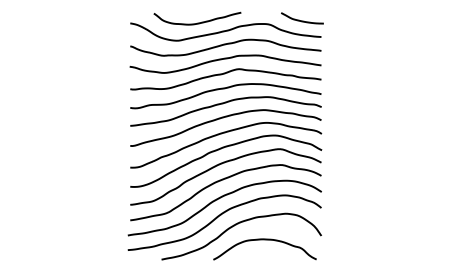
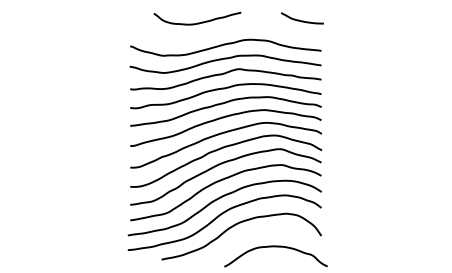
curve: present -> none (225, 31)
curve position: (264, 240) -> (275, 247) (275, 247)
